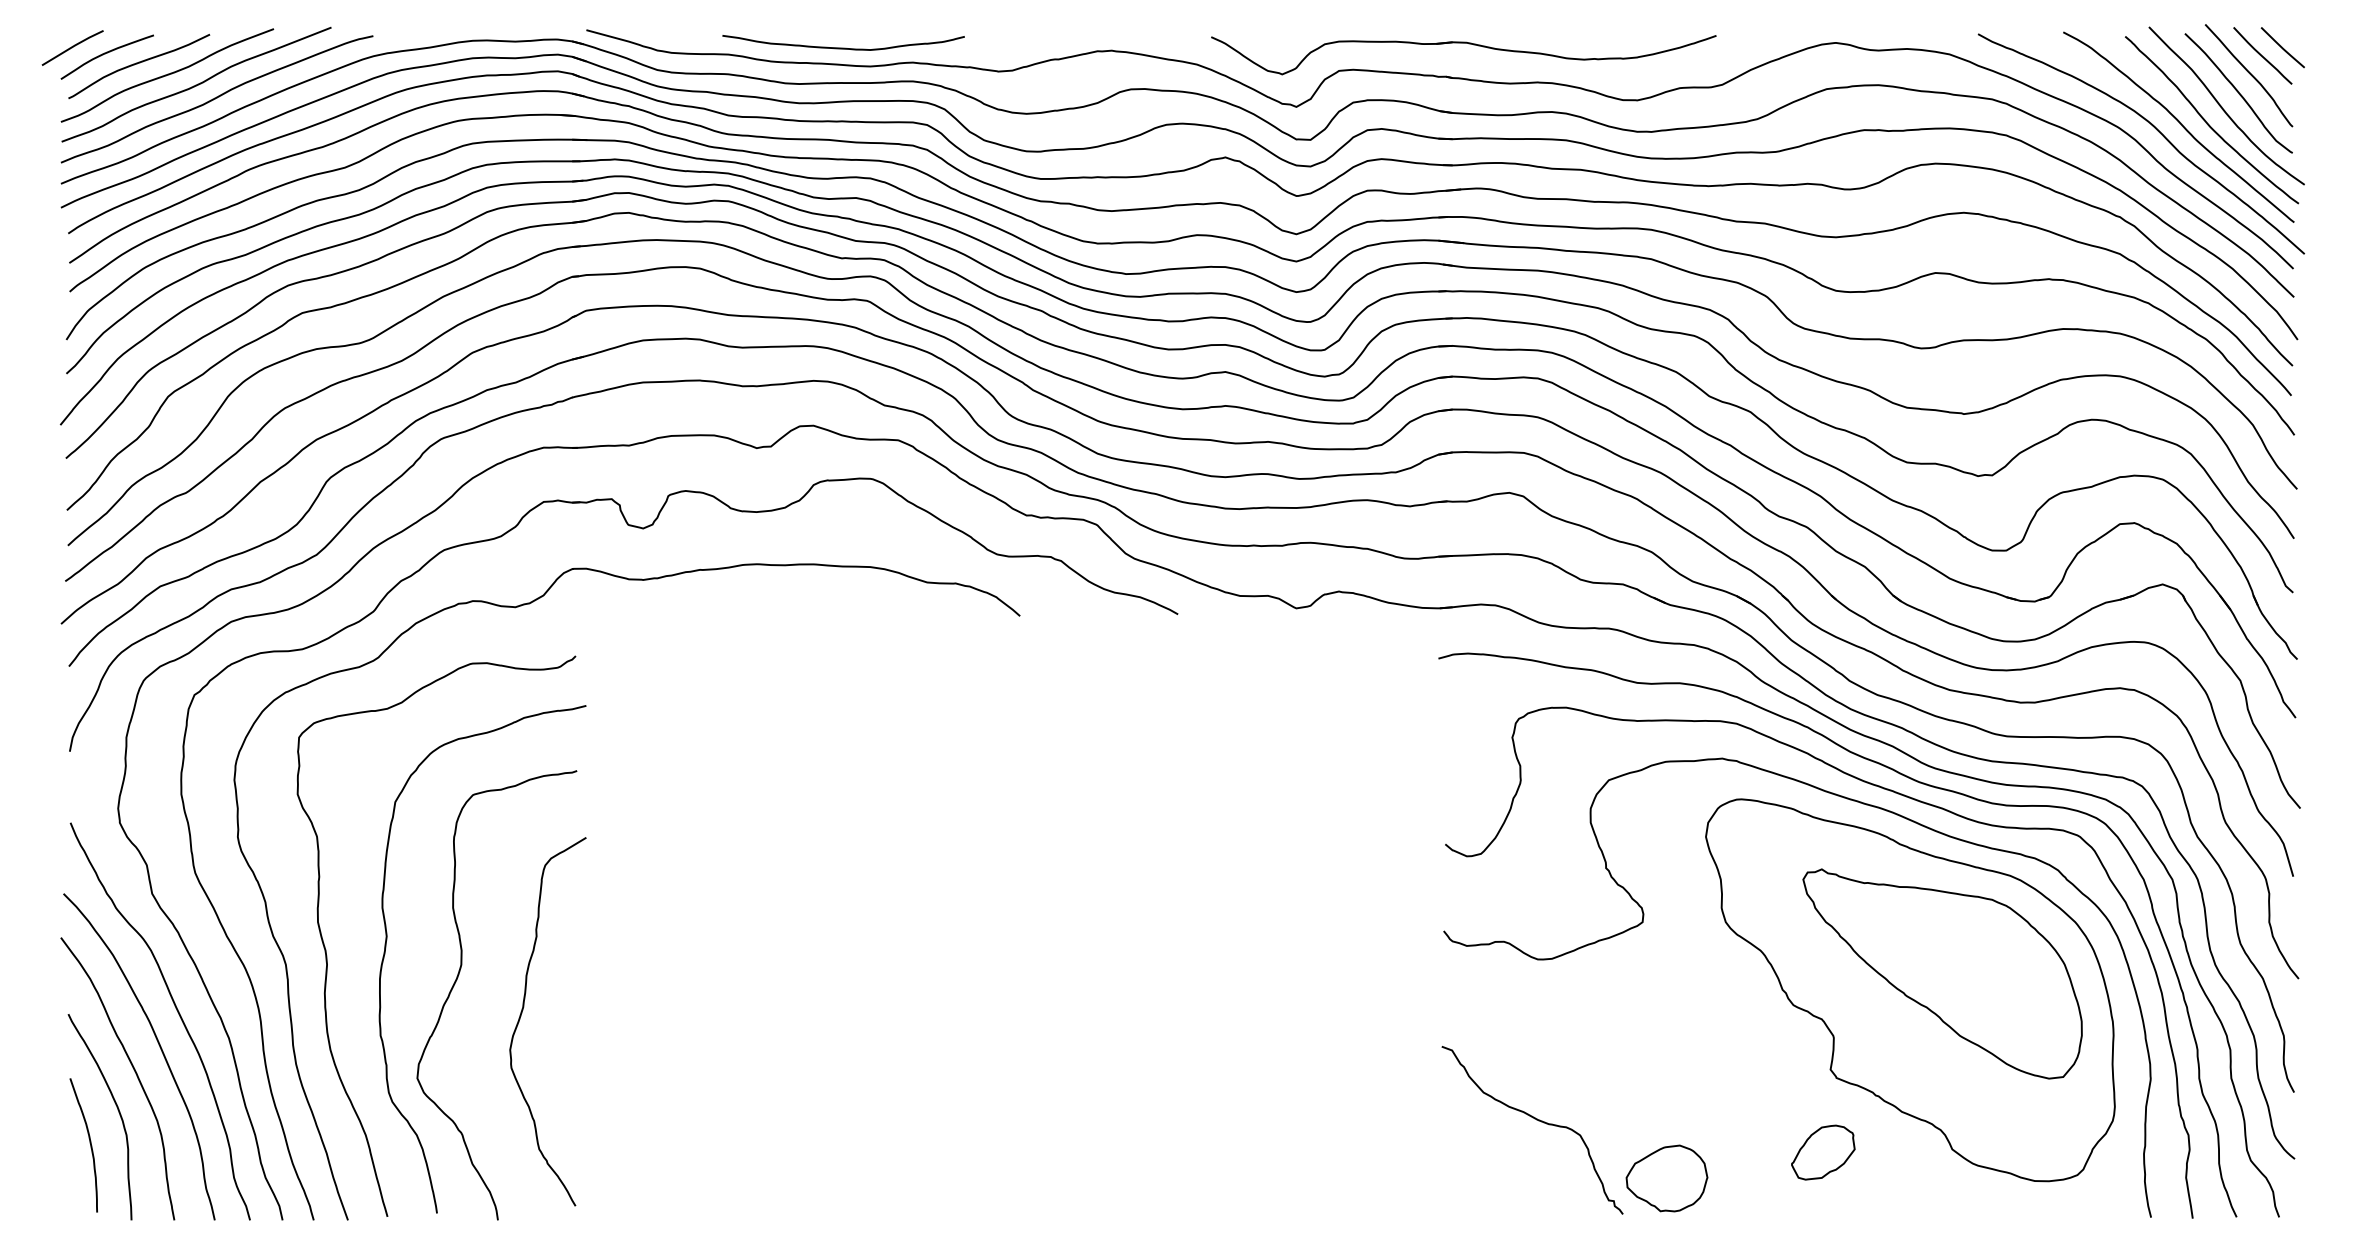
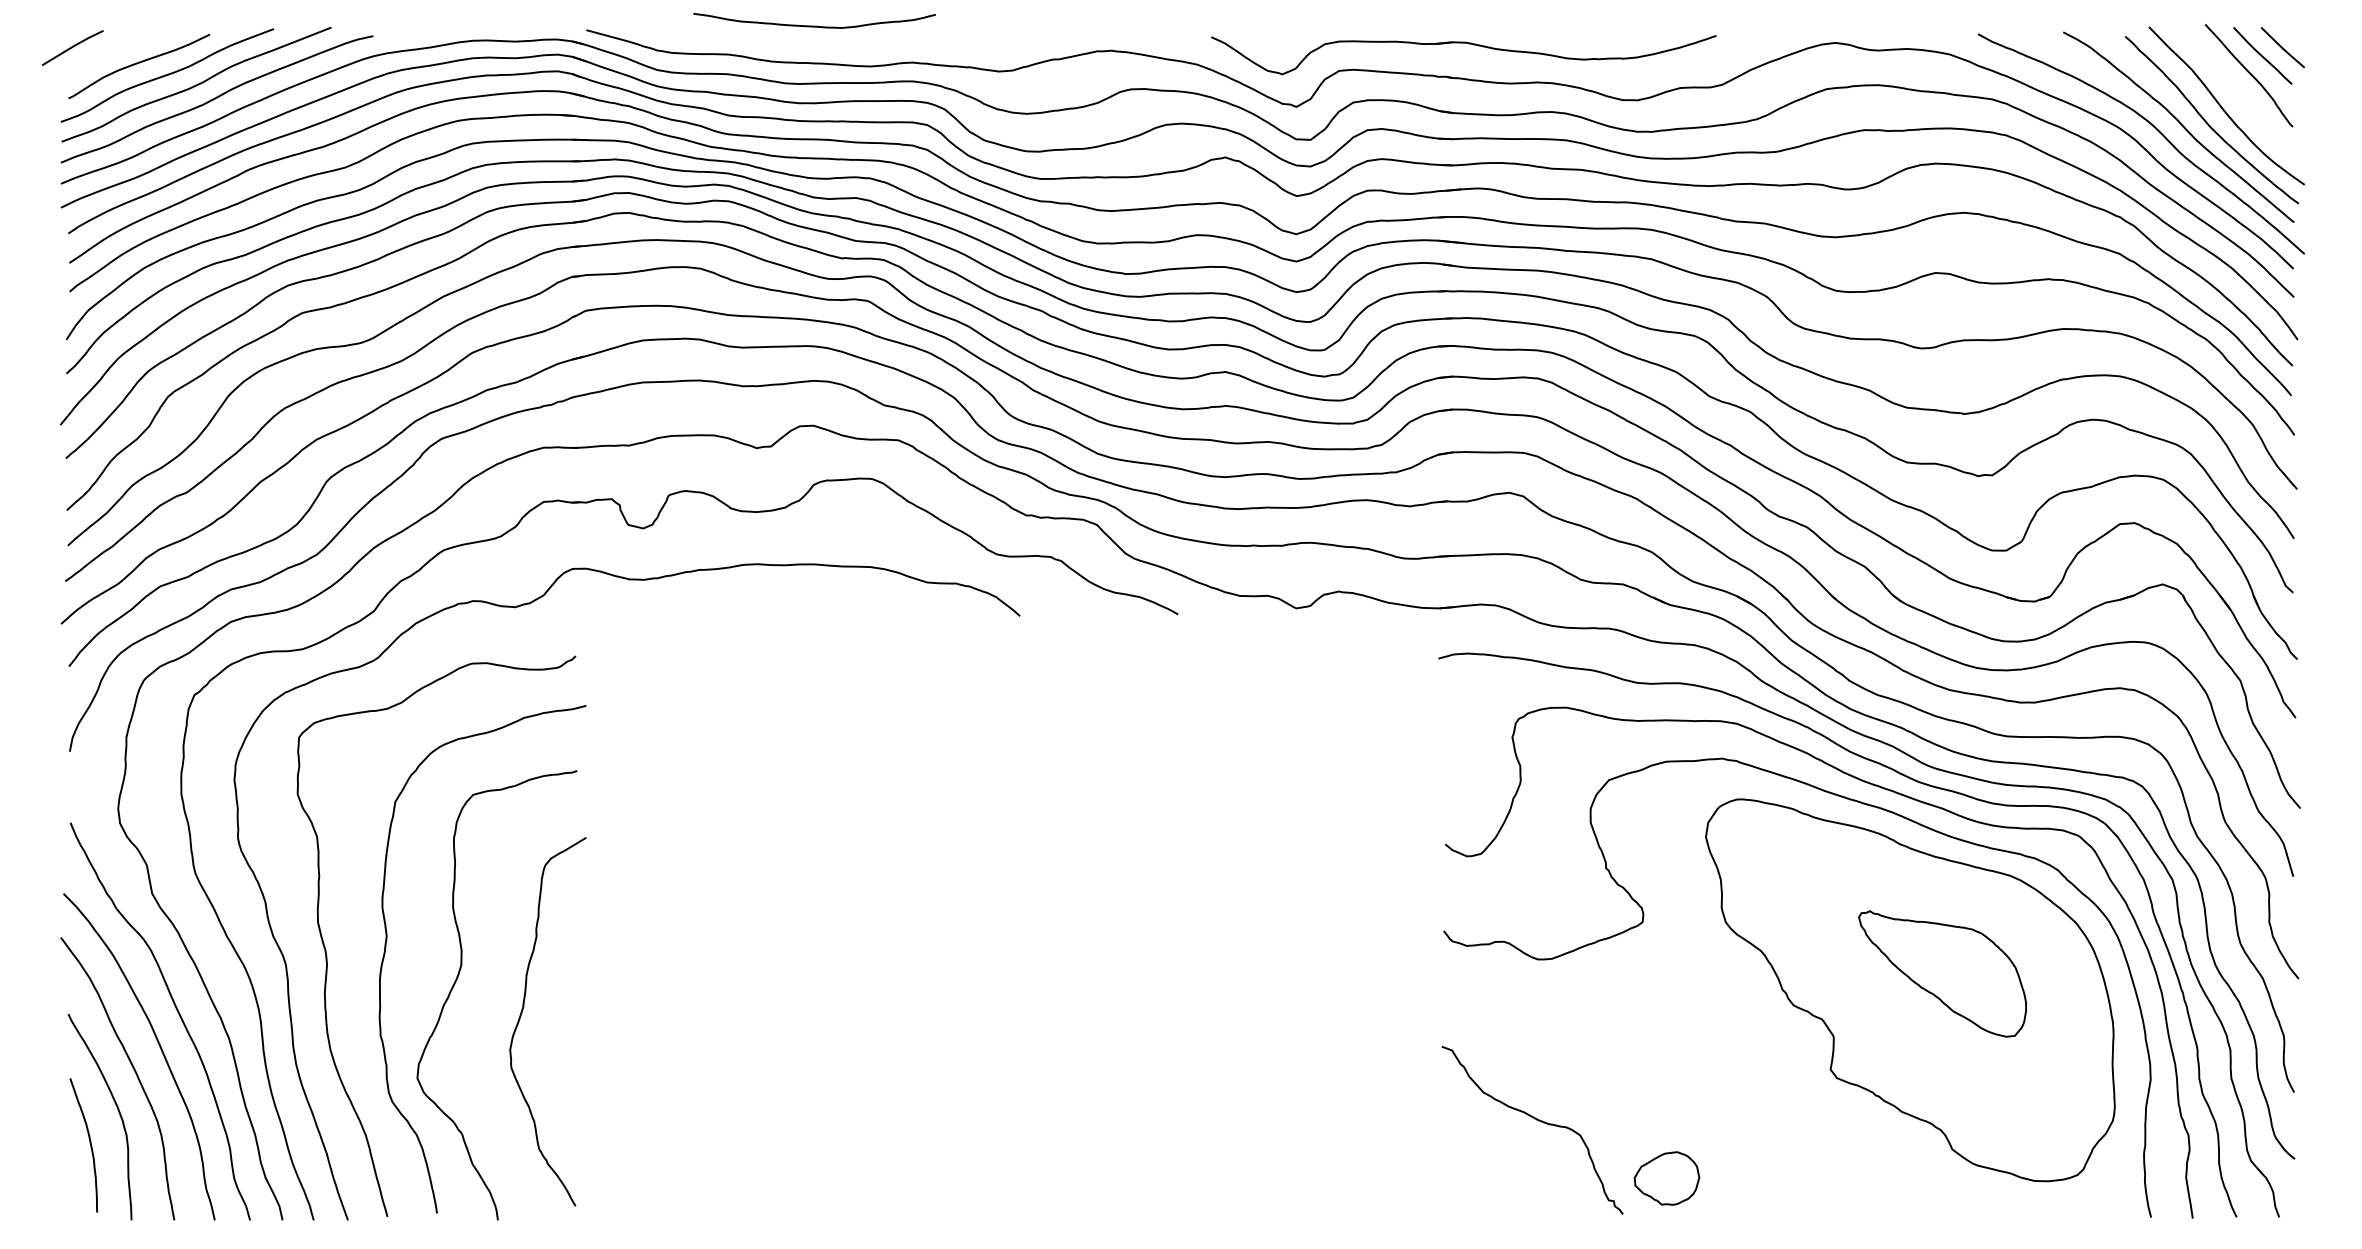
curve position: (843, 47) -> (814, 25) (814, 25)
curve: present -> none (105, 54)
curve: present -> none (2238, 93)
part size: 281x212 px -> 169x128 px (1942, 973)
part: present -> none (1823, 1152)
part size: 84x69 px -> 68x55 px (1666, 1178)
